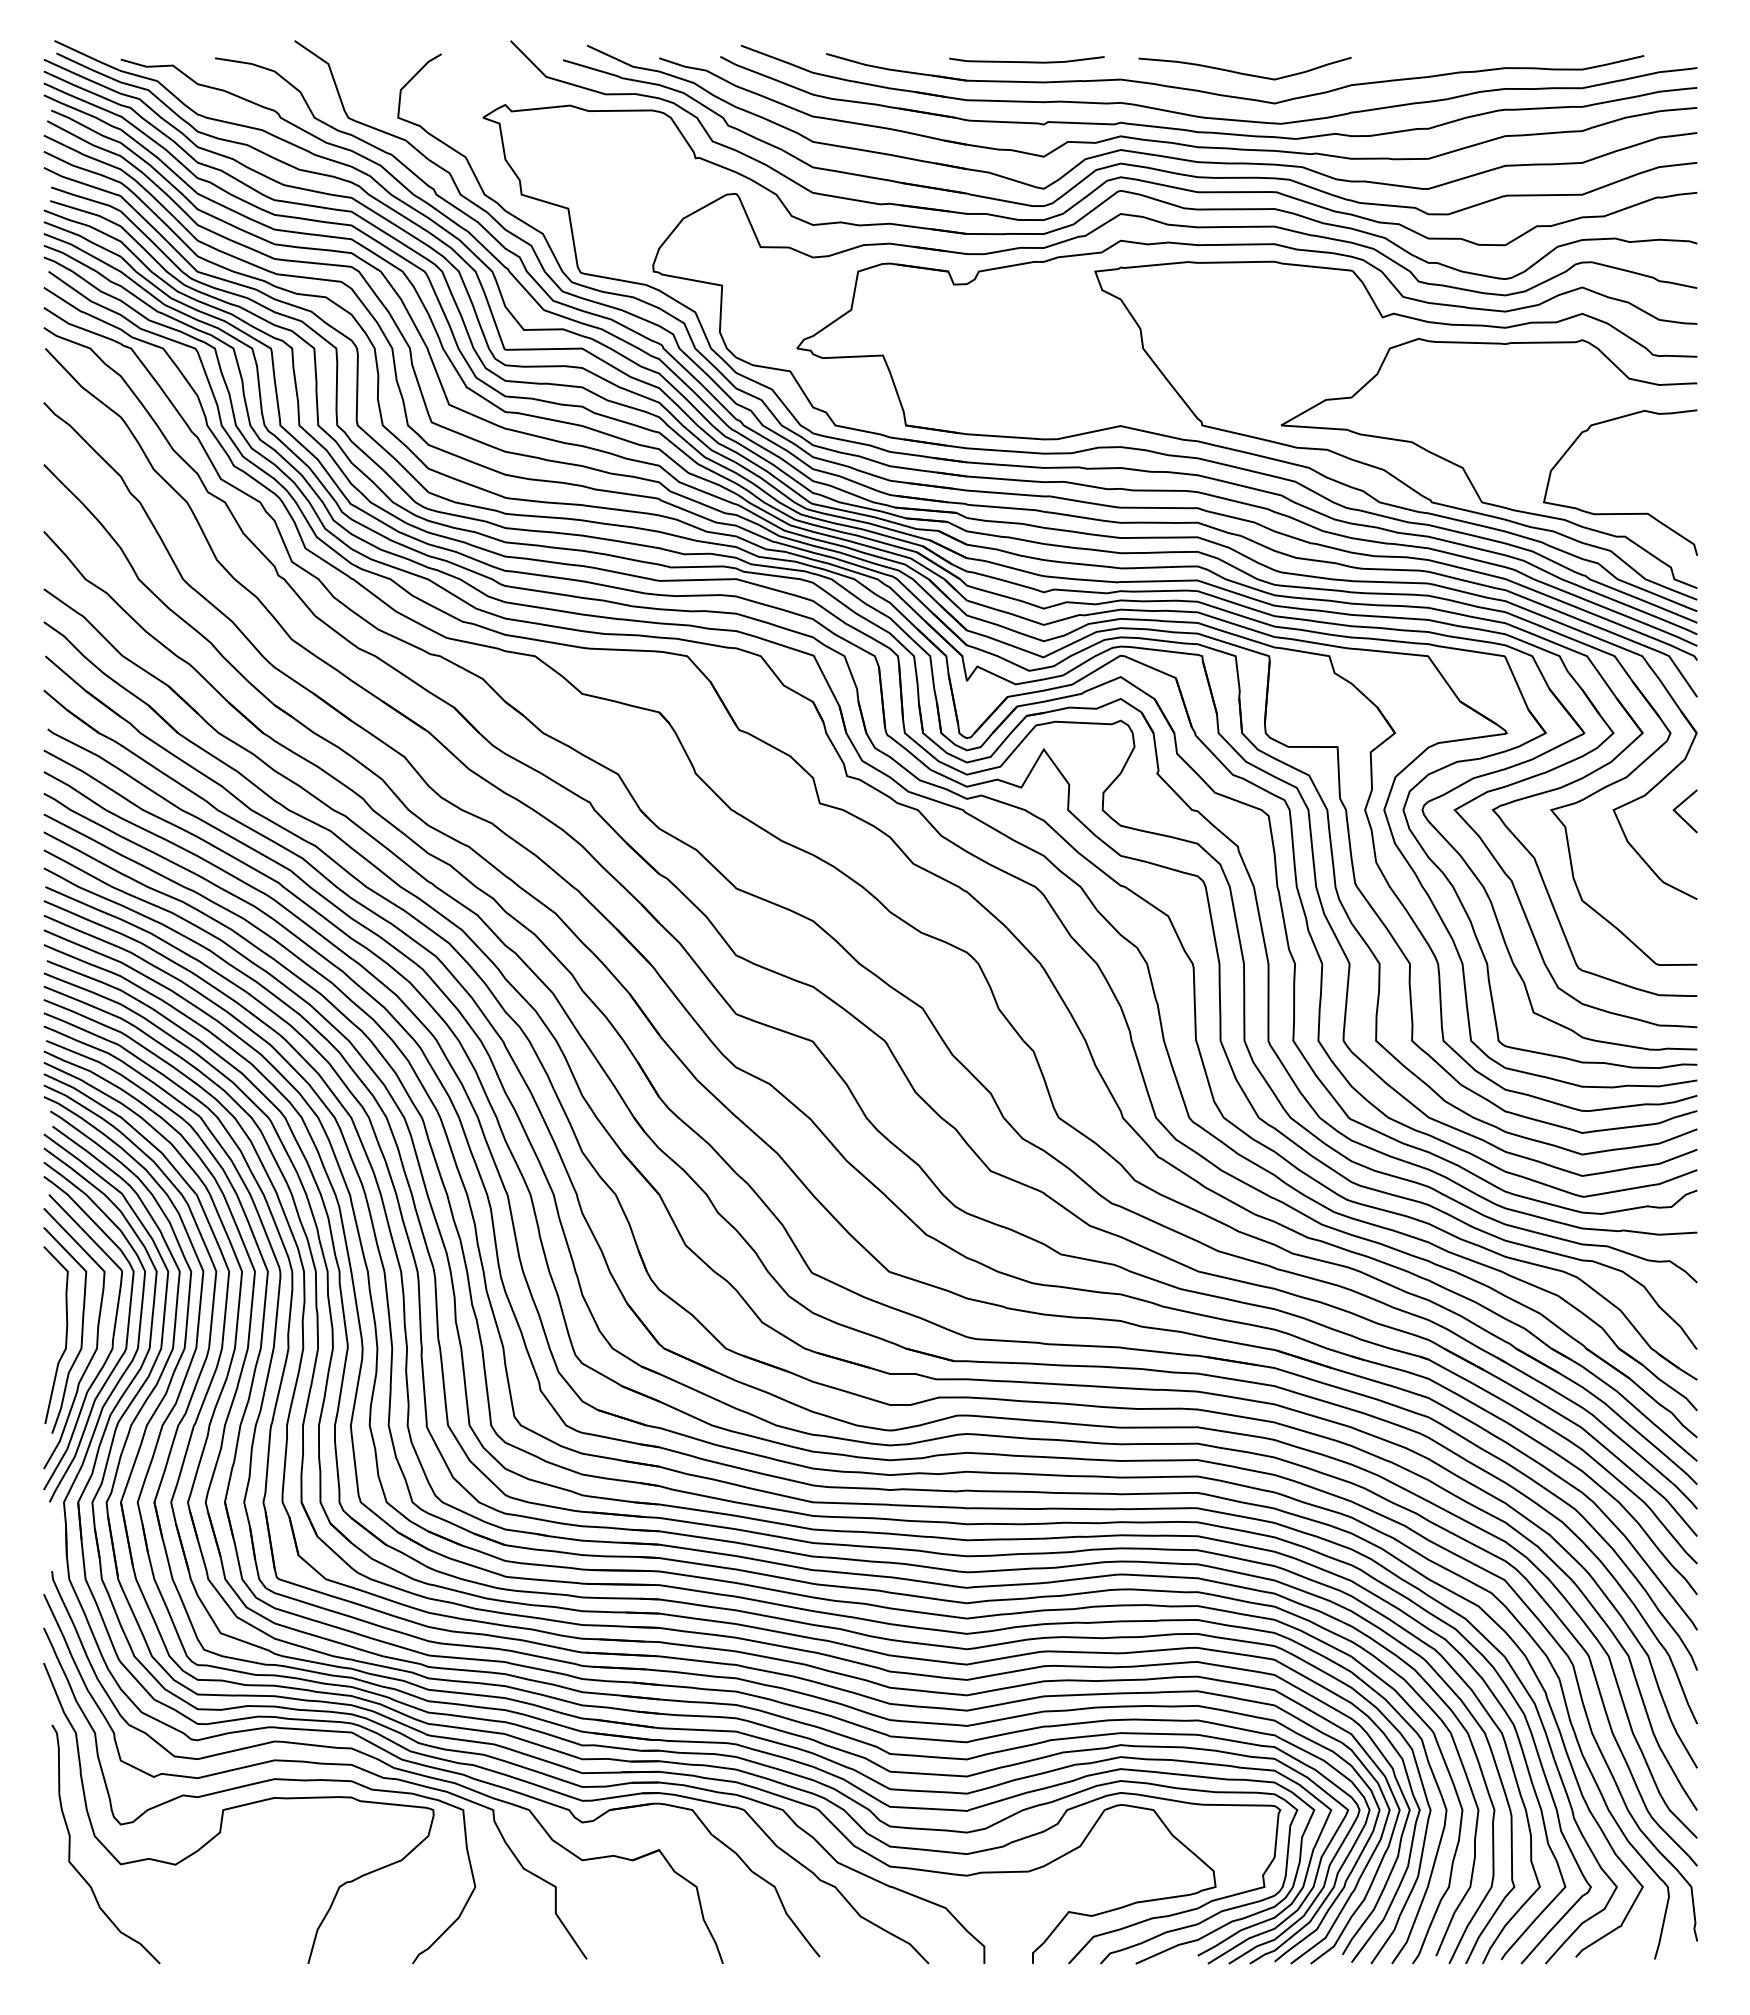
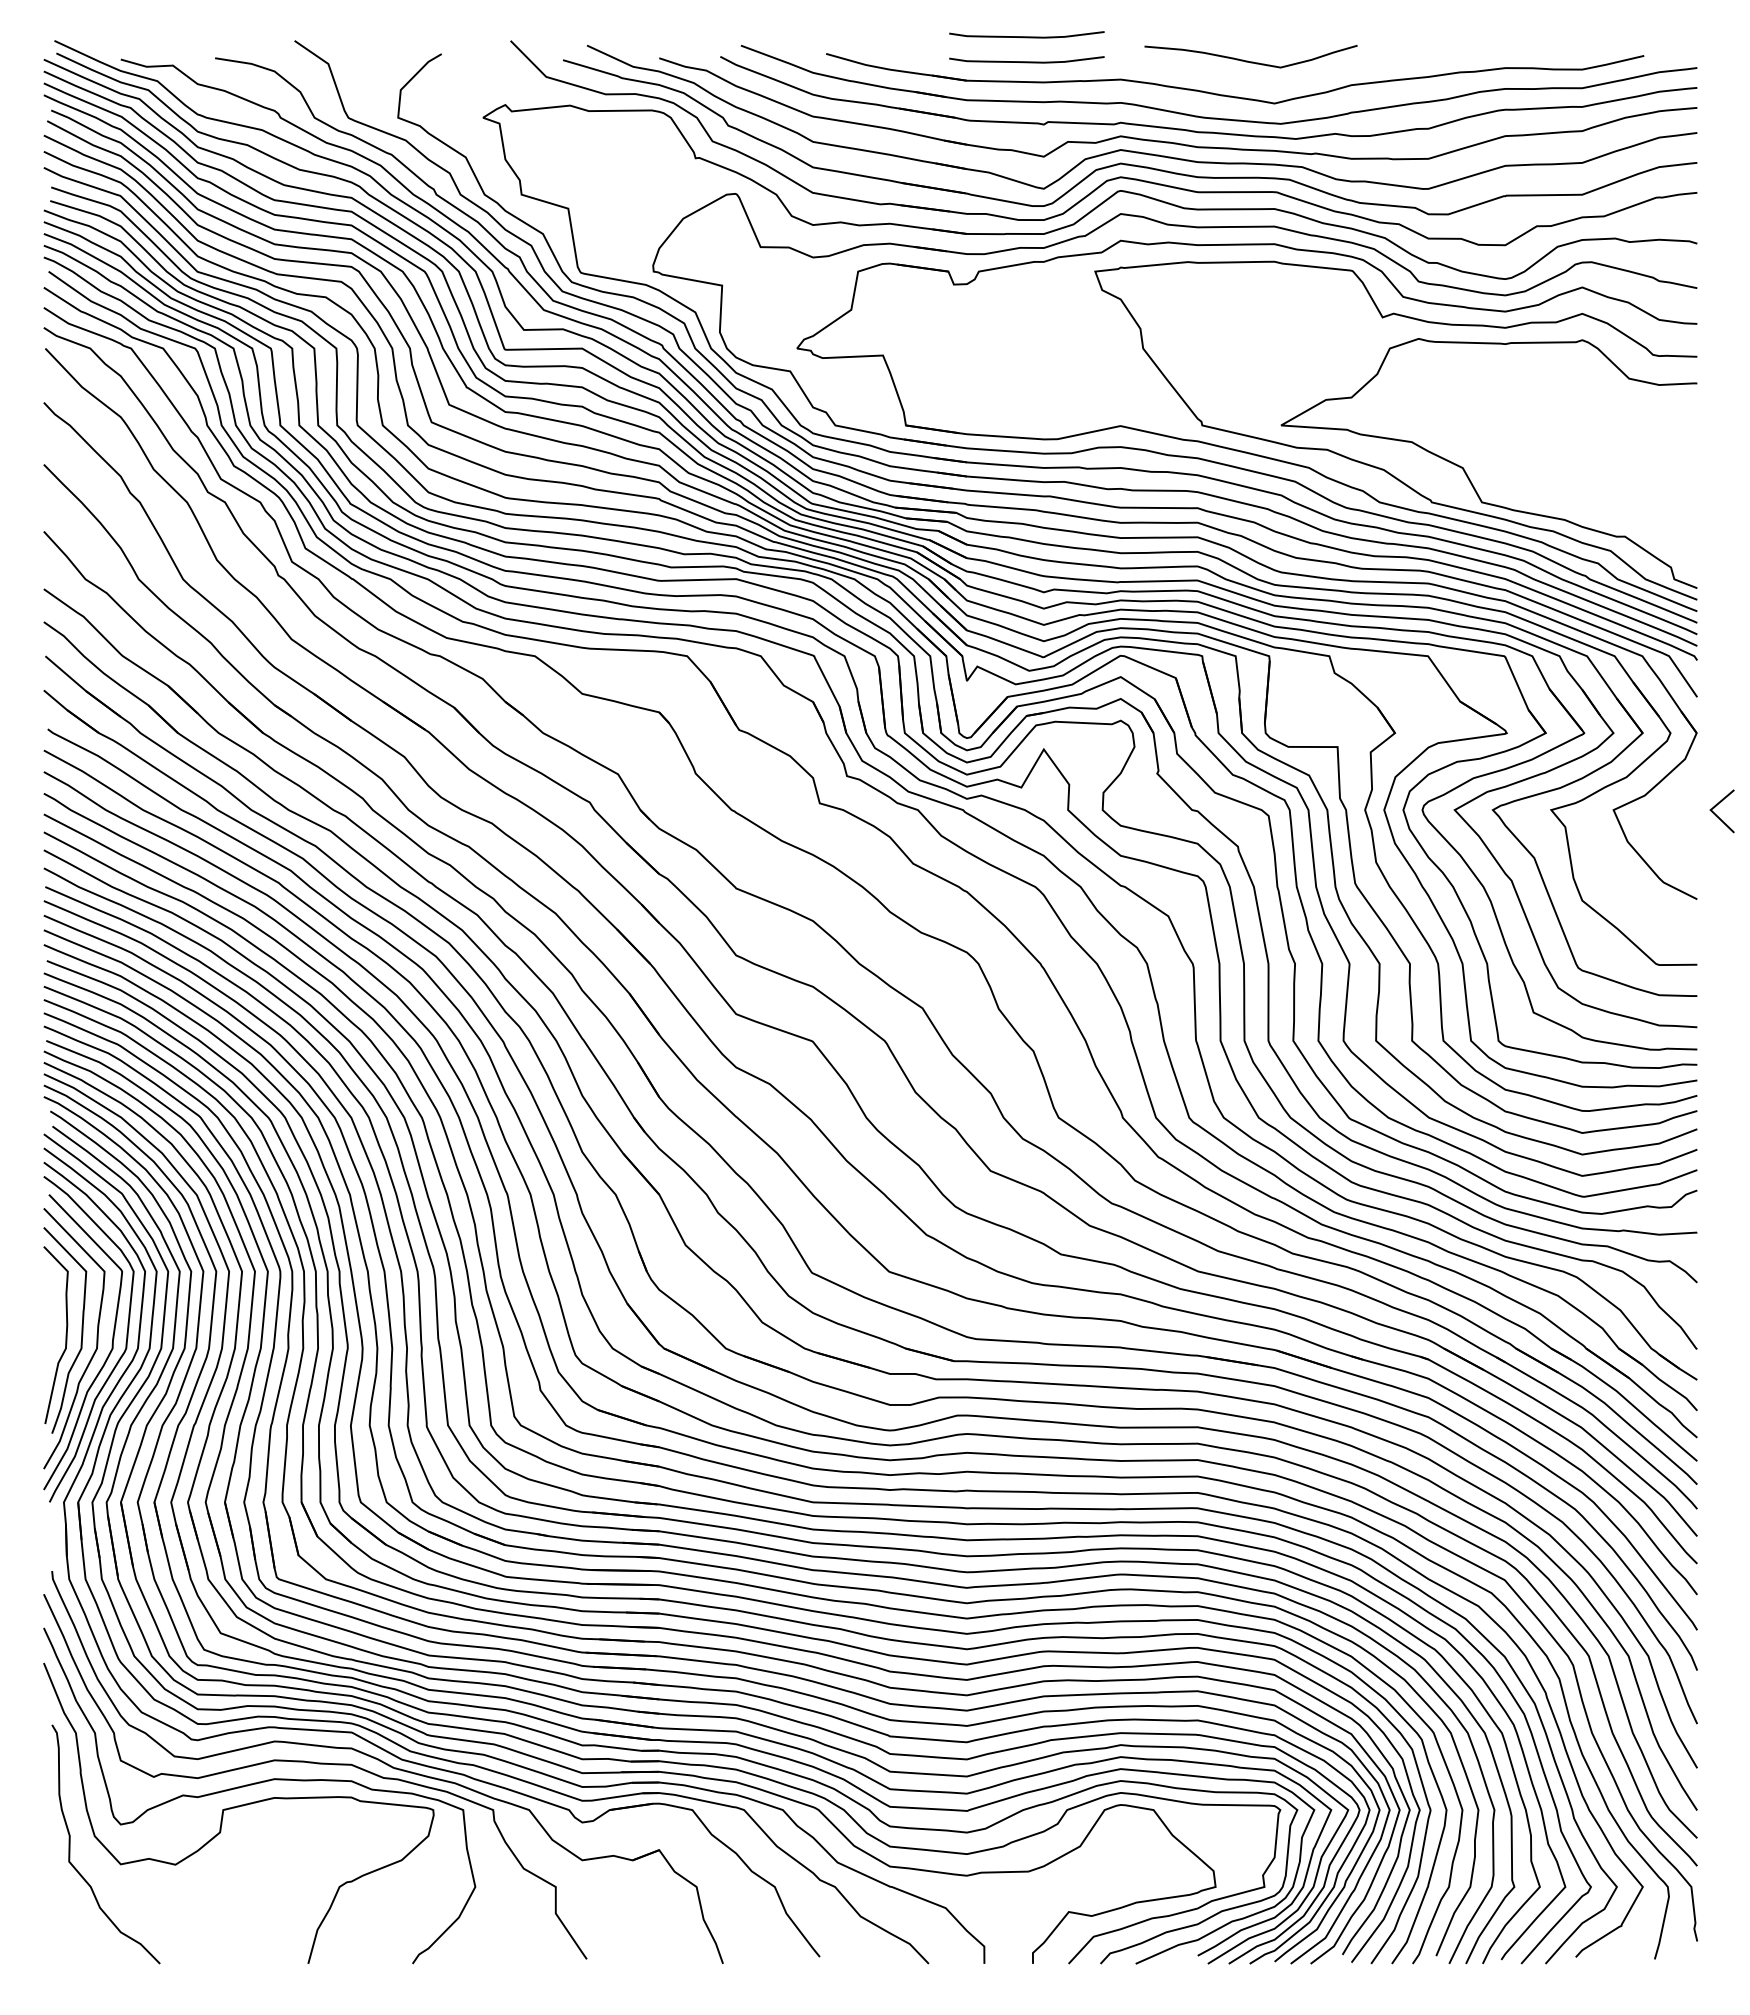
curve: none -> present (1026, 36)
curve position: (1241, 72) -> (1247, 60) (1247, 60)
curve: present -> none (1620, 513)
line position: (1680, 815) -> (1717, 815) (1717, 815)
